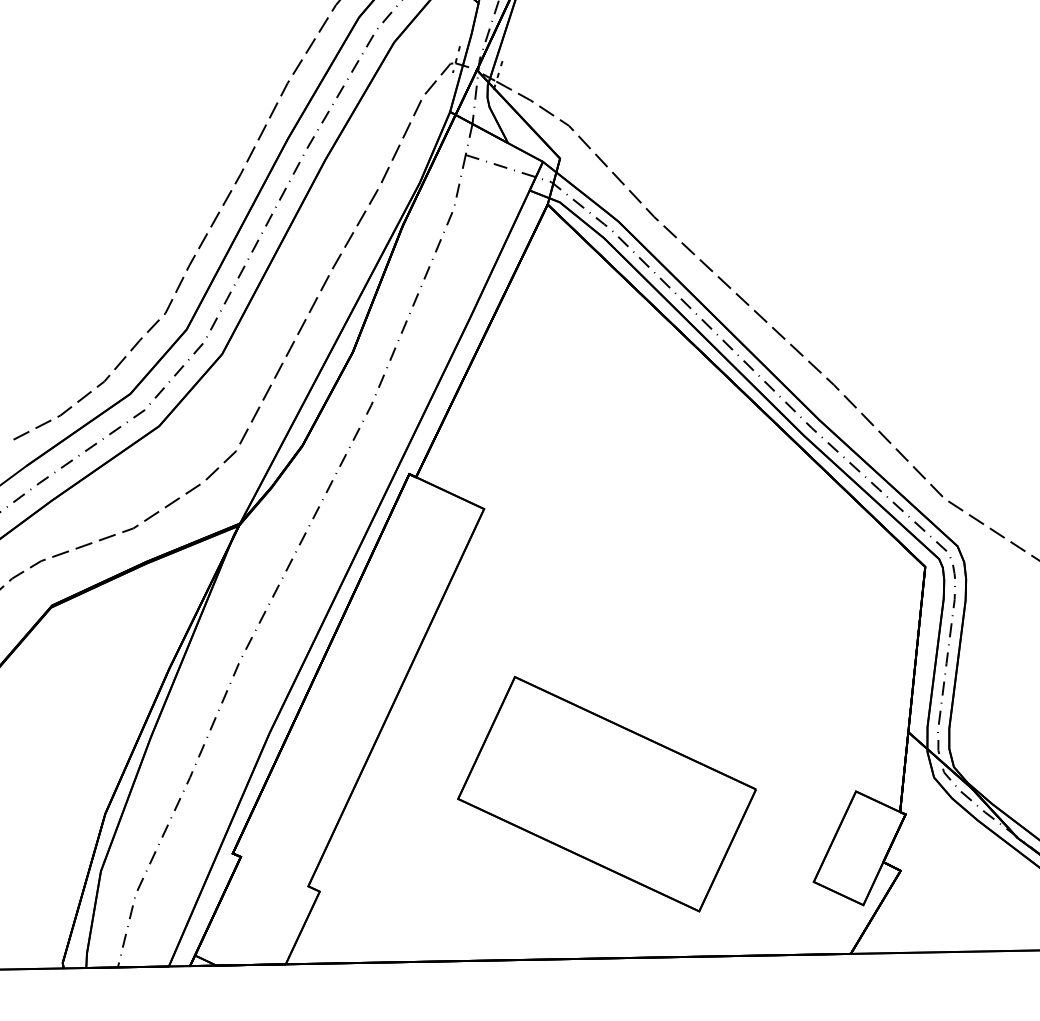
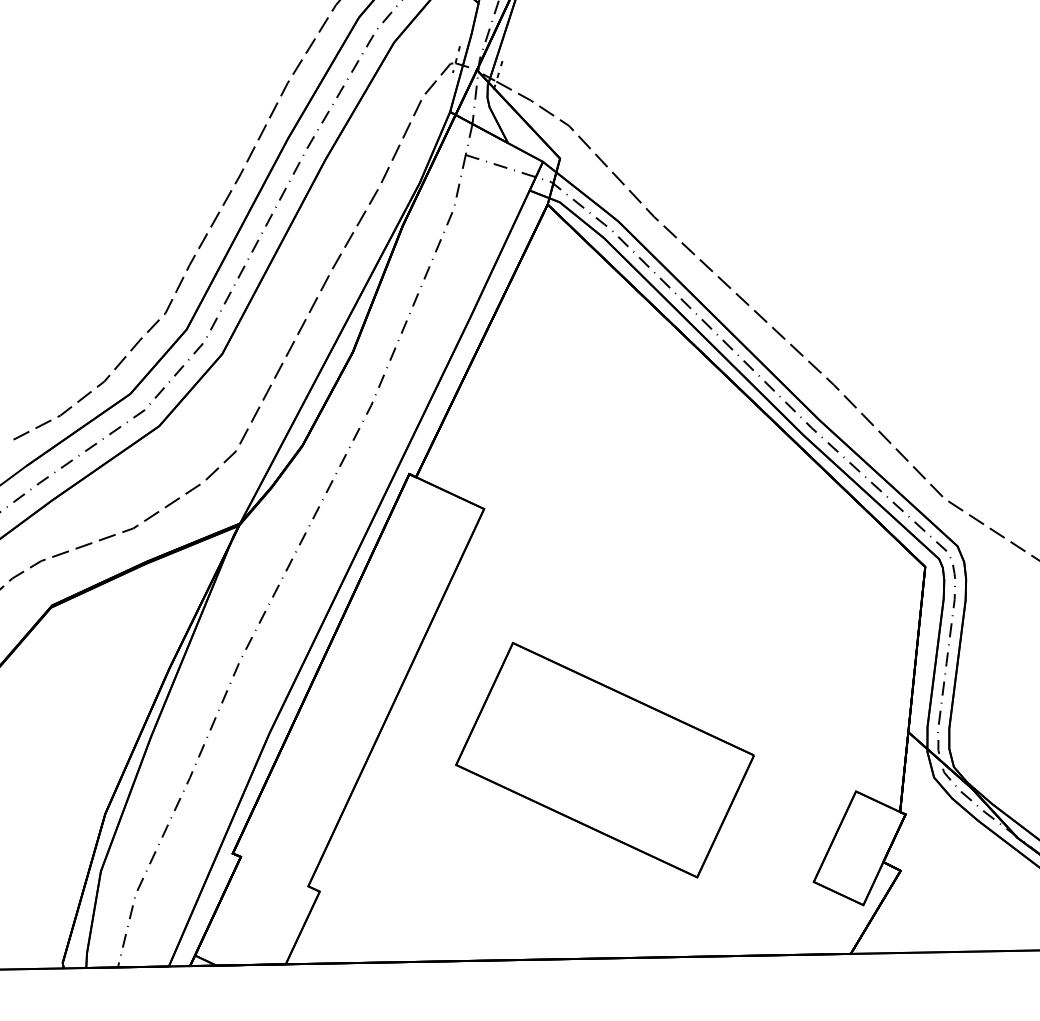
part position: (606, 793) -> (604, 759) (604, 759)
